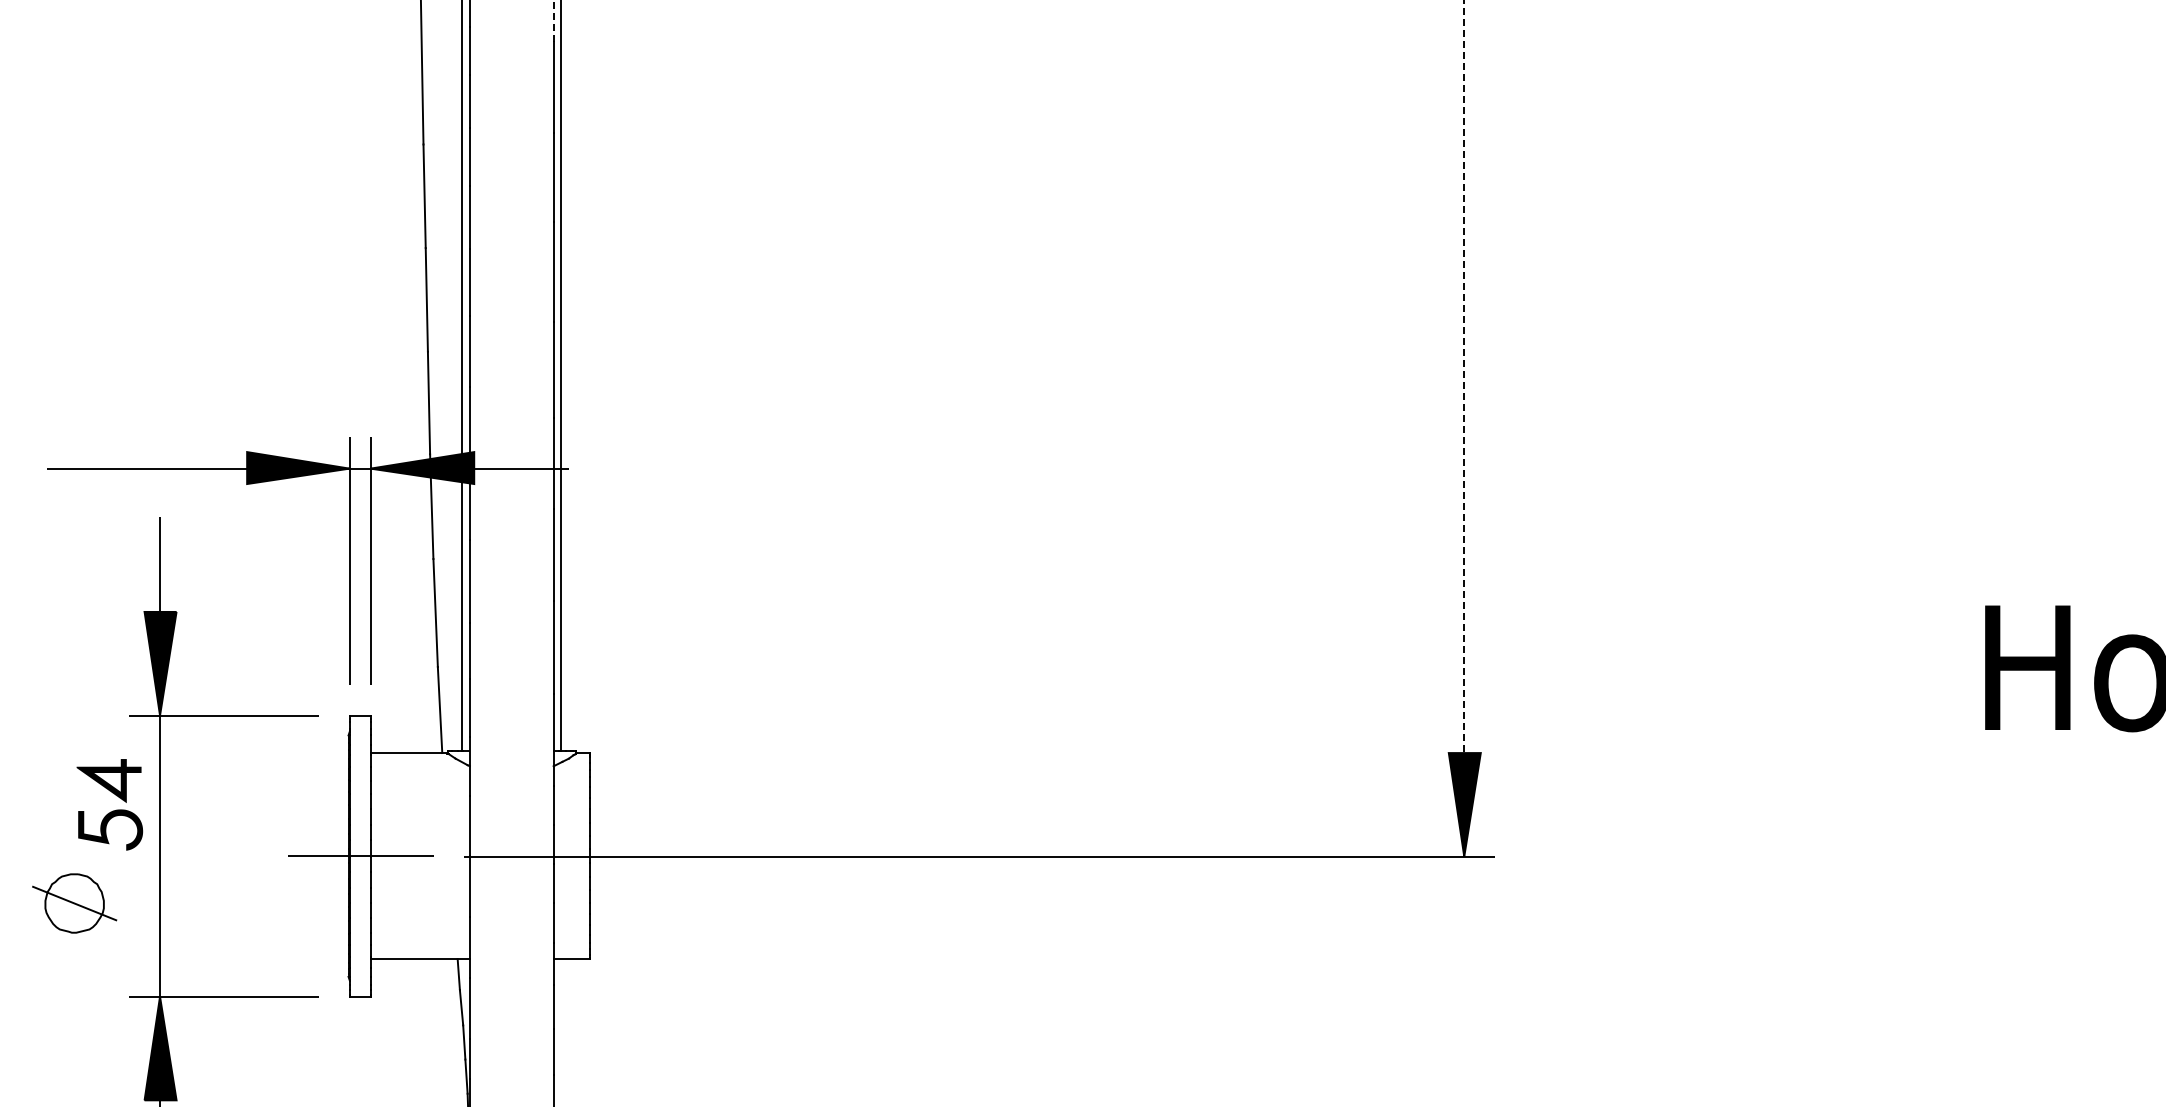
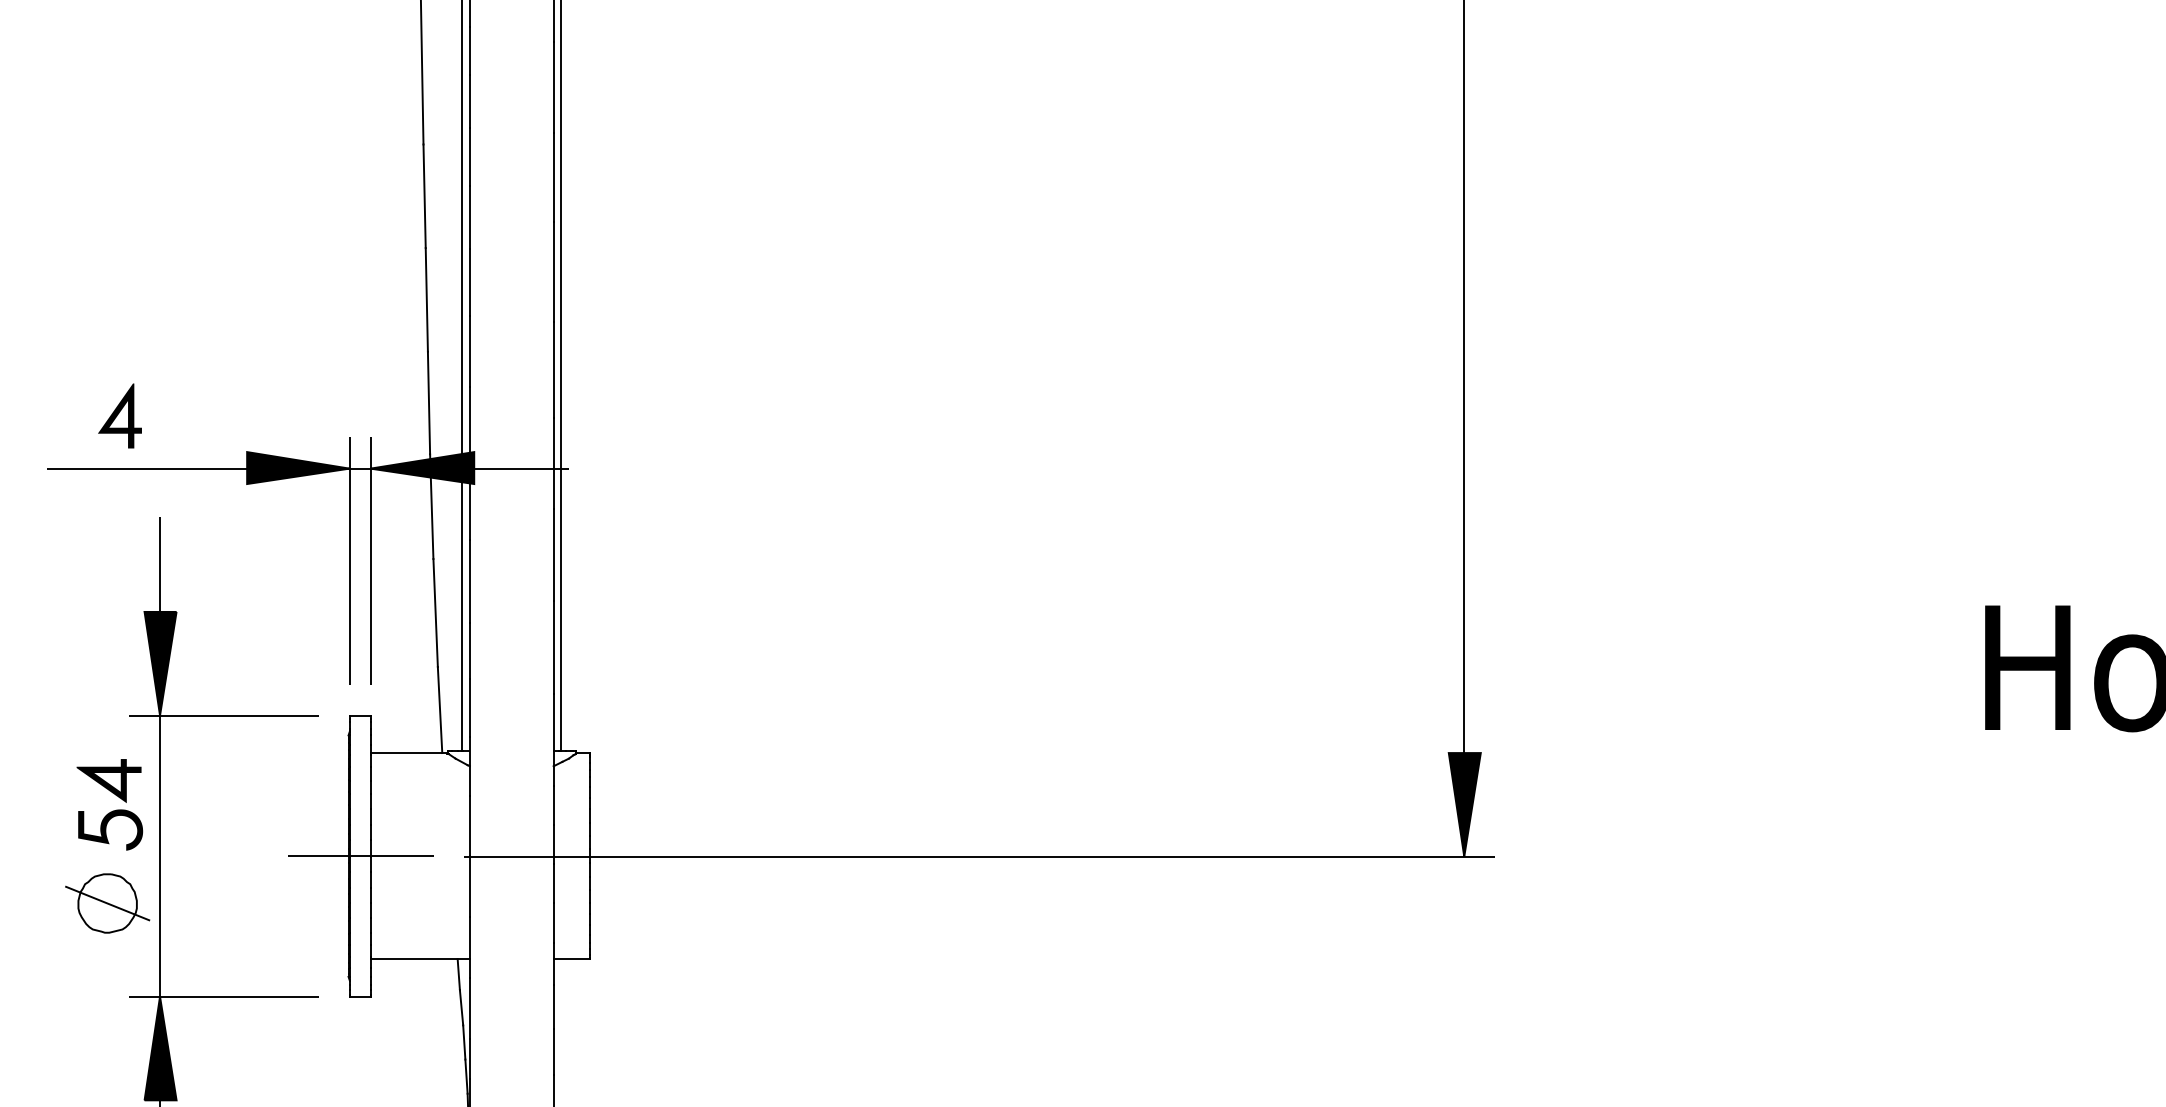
line: dashed -> solid (553, 21)
part: none -> present (119, 415)
line: dashed -> solid (1464, 428)
part position: (74, 903) -> (107, 903) (107, 903)
